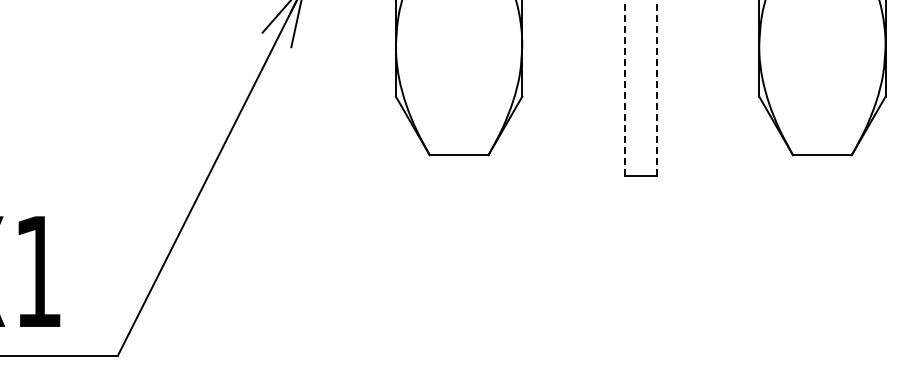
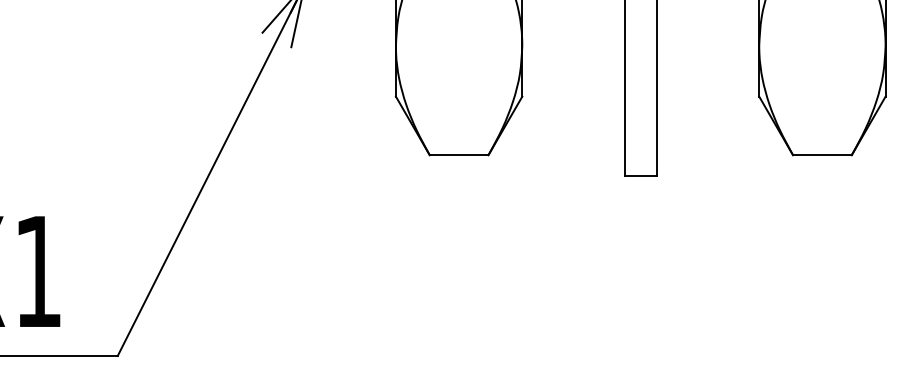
line: dashed -> solid (625, 87)
line: dashed -> solid (656, 87)
